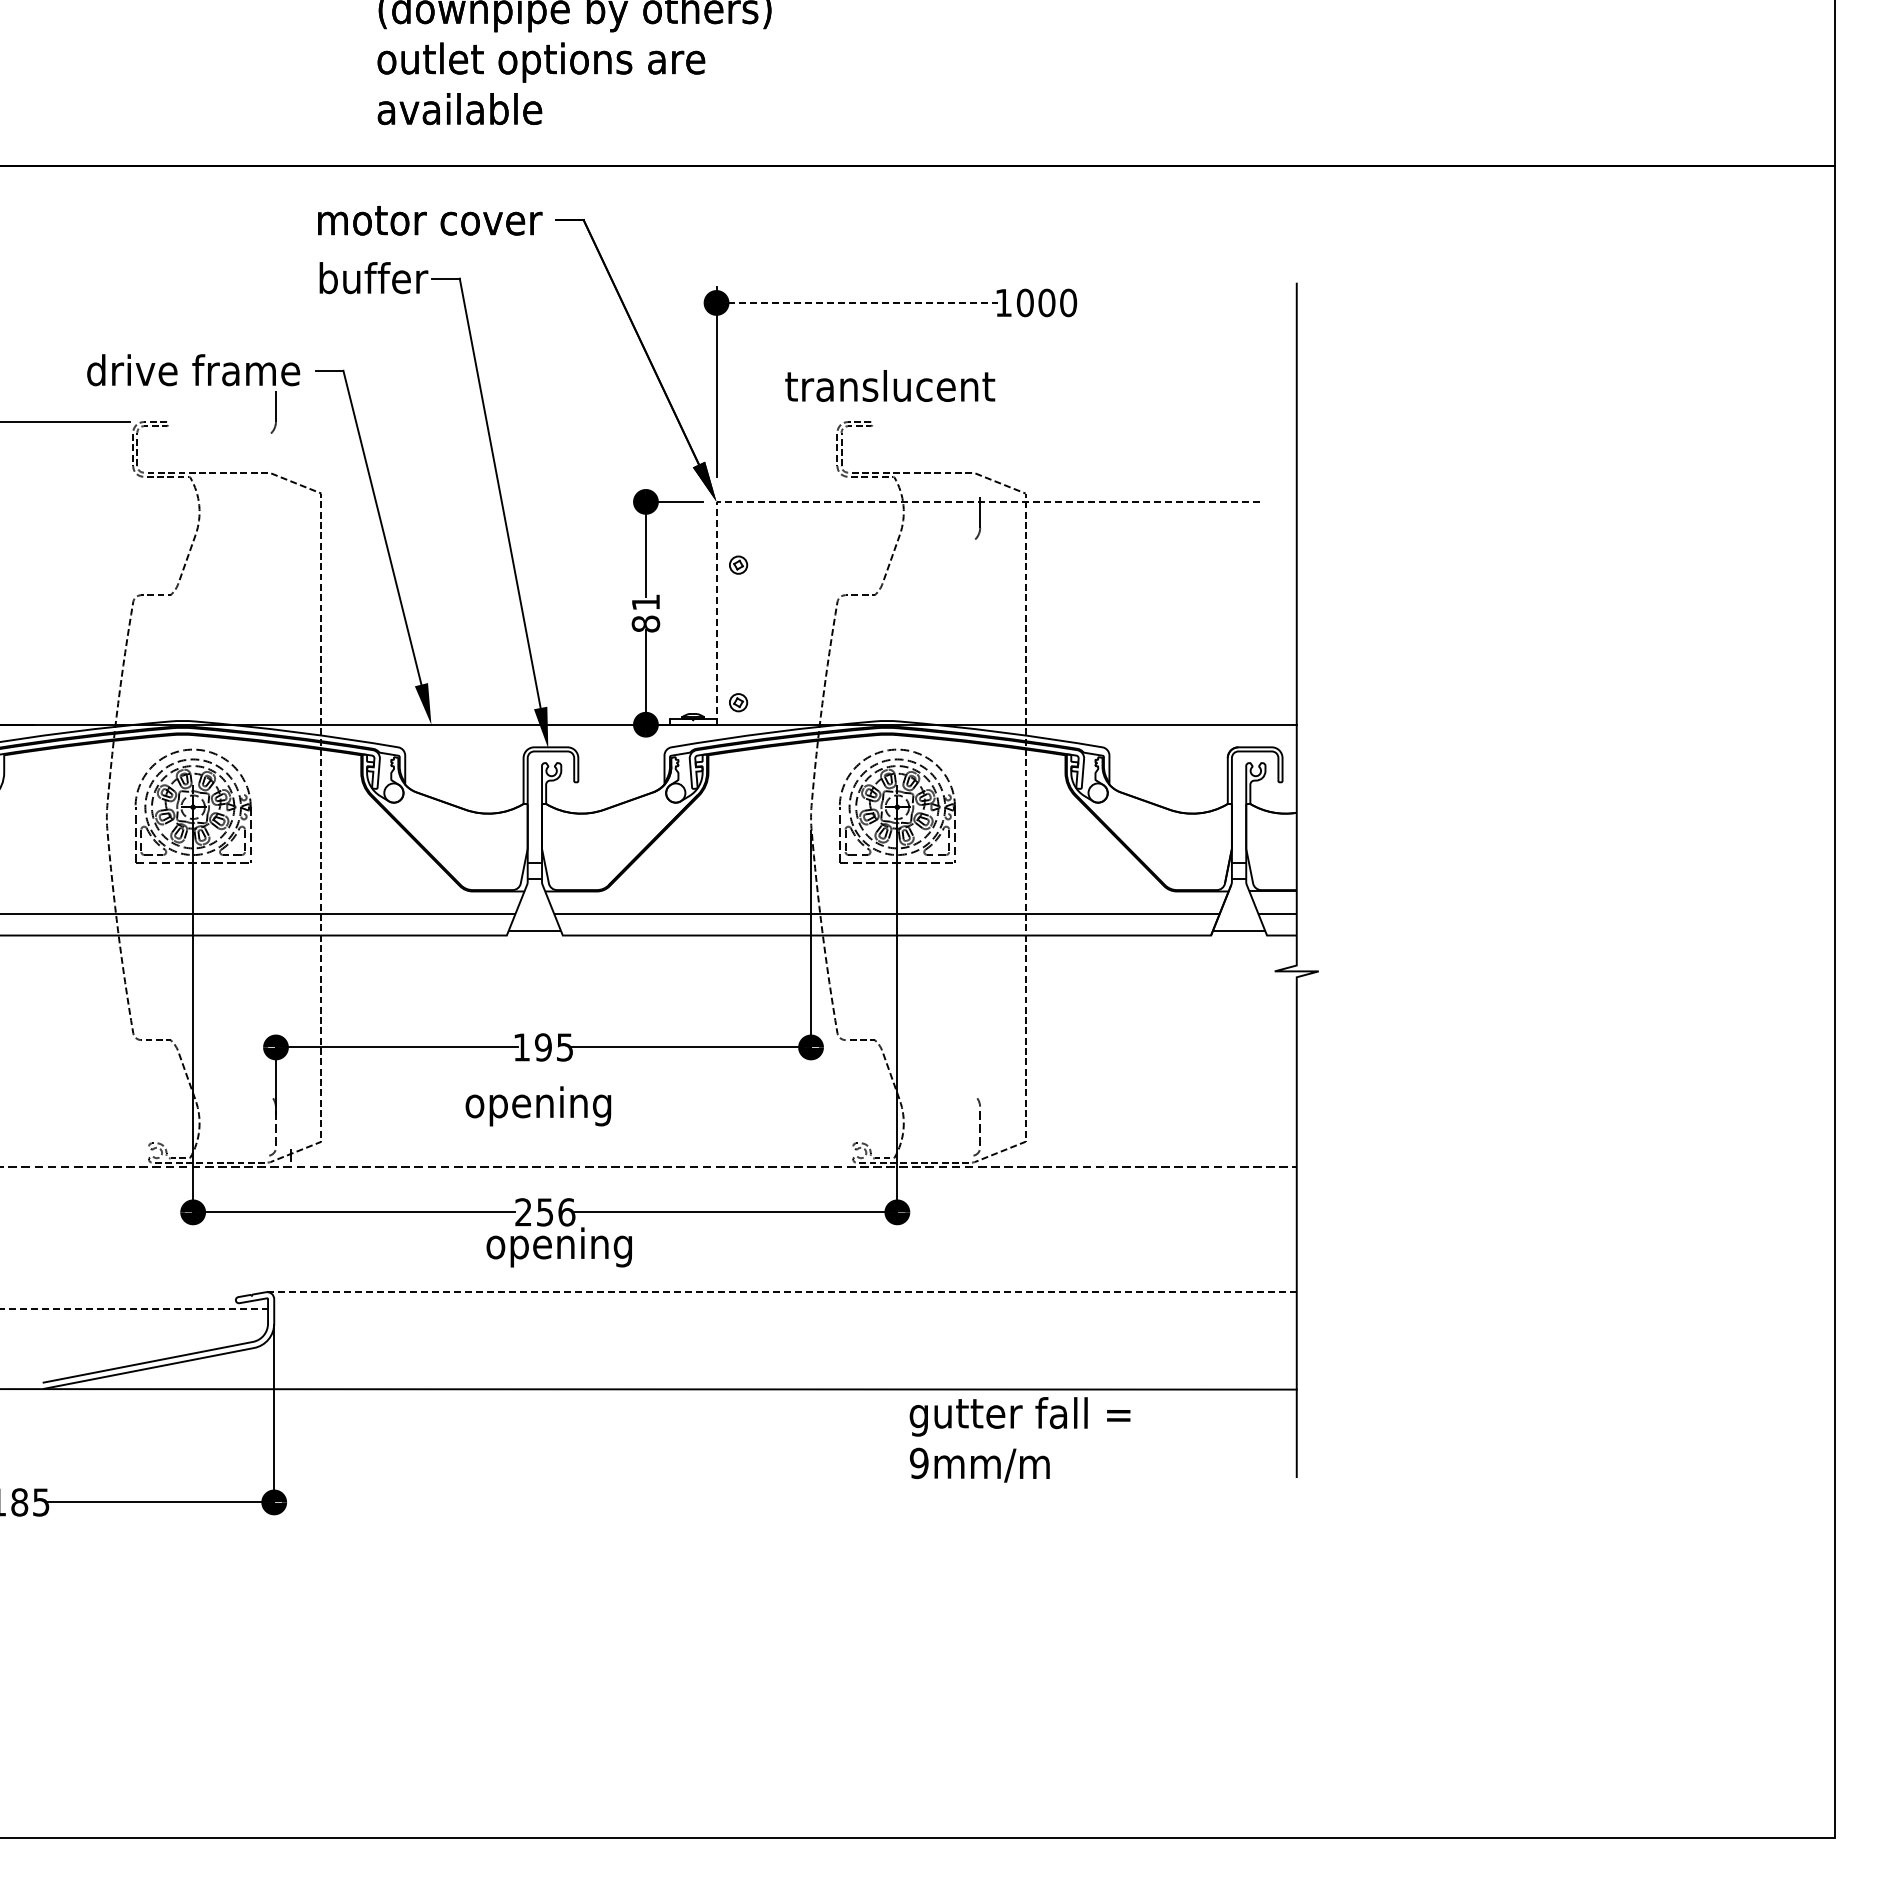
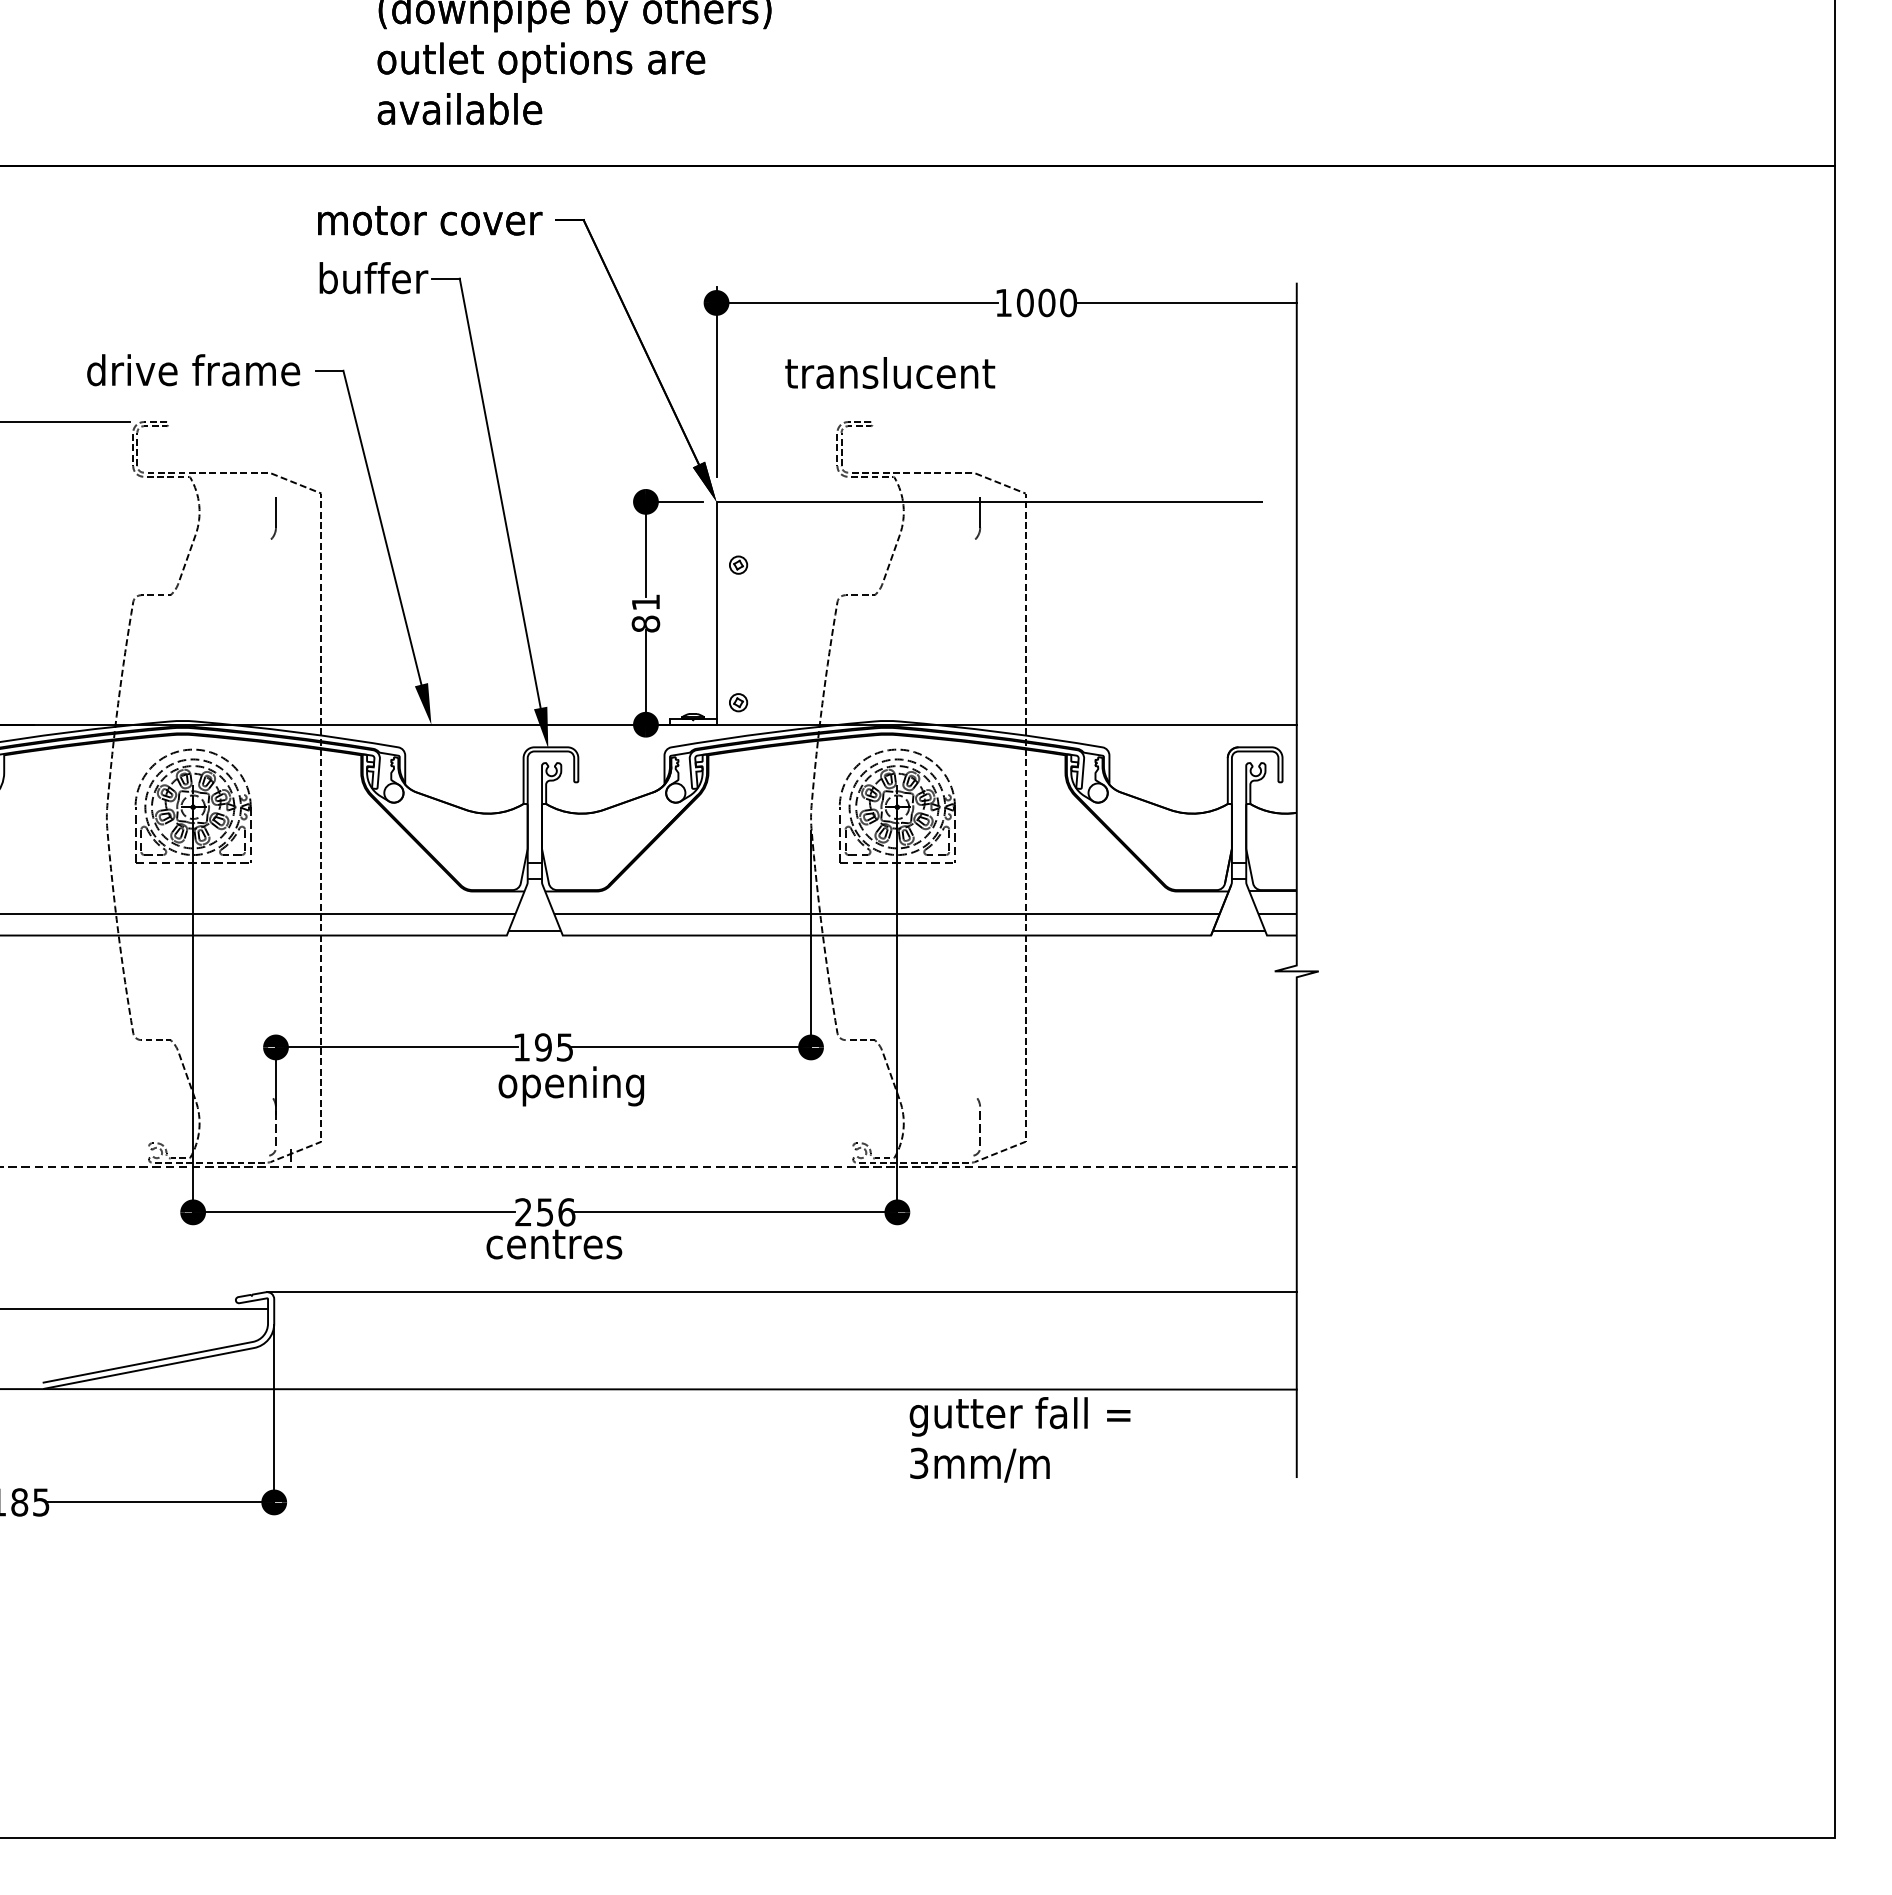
line: dashed -> solid (857, 302)
line: none -> present (1186, 302)
text position: (890, 385) -> (890, 372) (890, 372)
curve position: (275, 412) -> (275, 518) (275, 518)
line: dashed -> solid (878, 501)
text position: (538, 1106) -> (571, 1086) (571, 1086)
text: opening -> centres (559, 1247)
line: dashed -> solid (781, 1292)
line: dashed -> solid (134, 1309)
text: 9mm/m -> 3mm/m (918, 1462)
